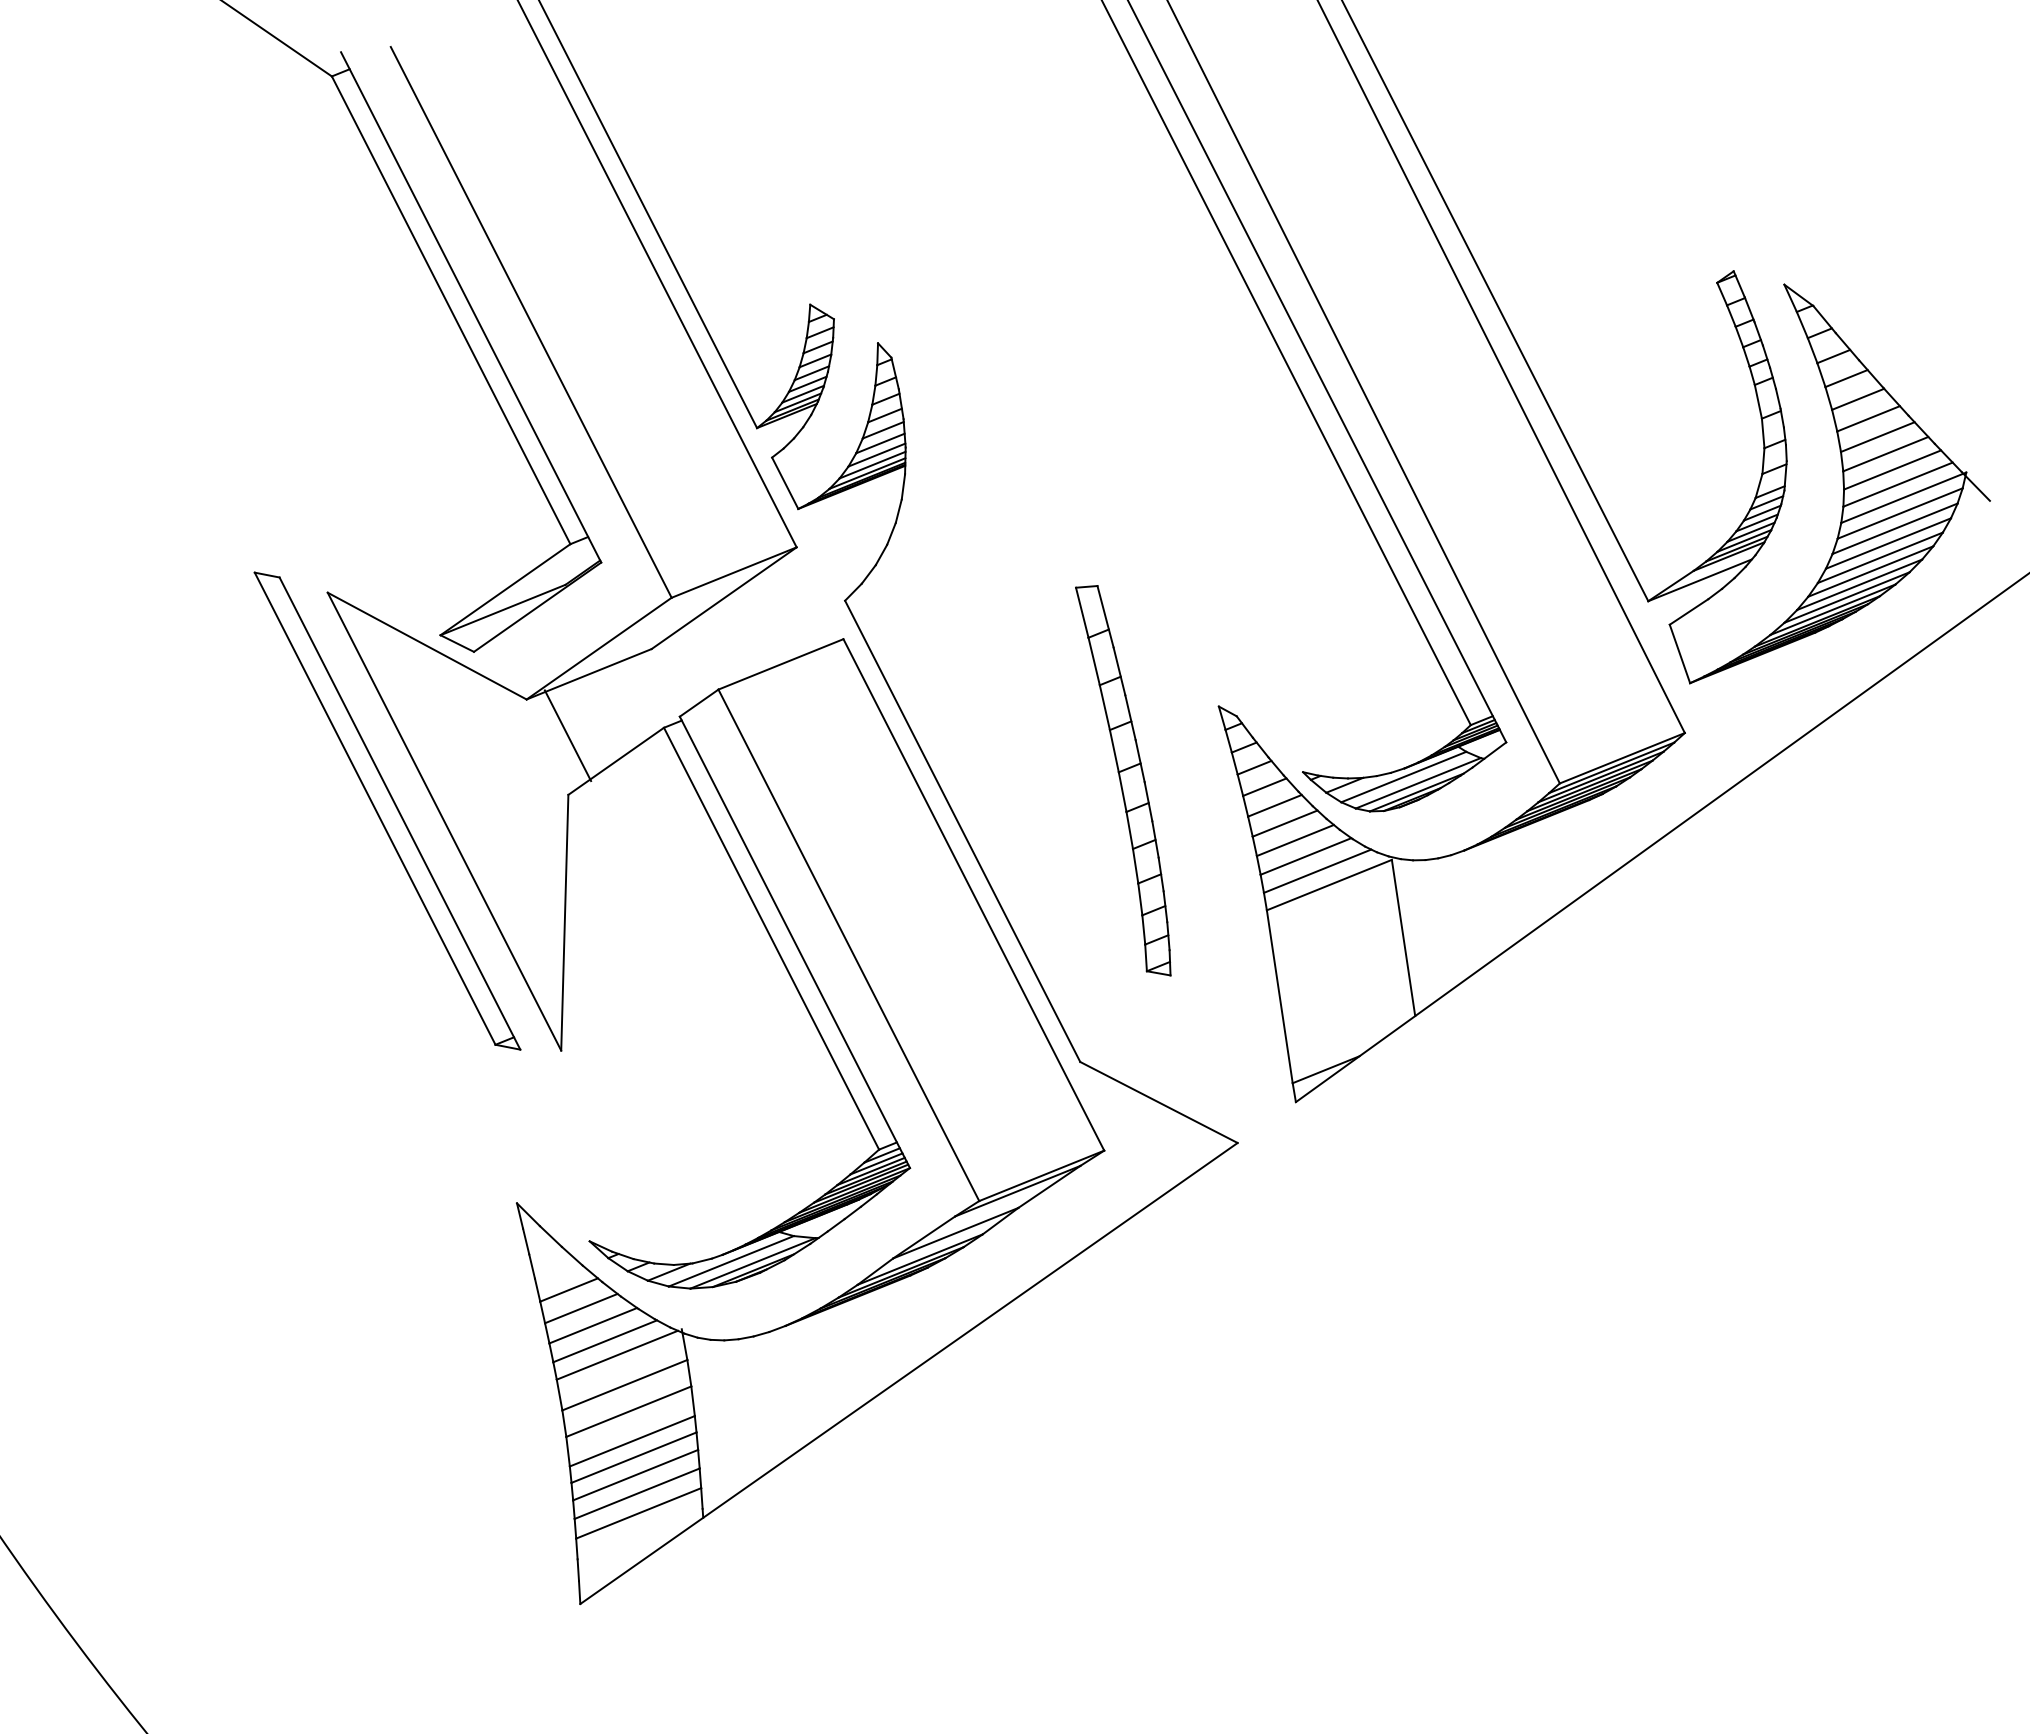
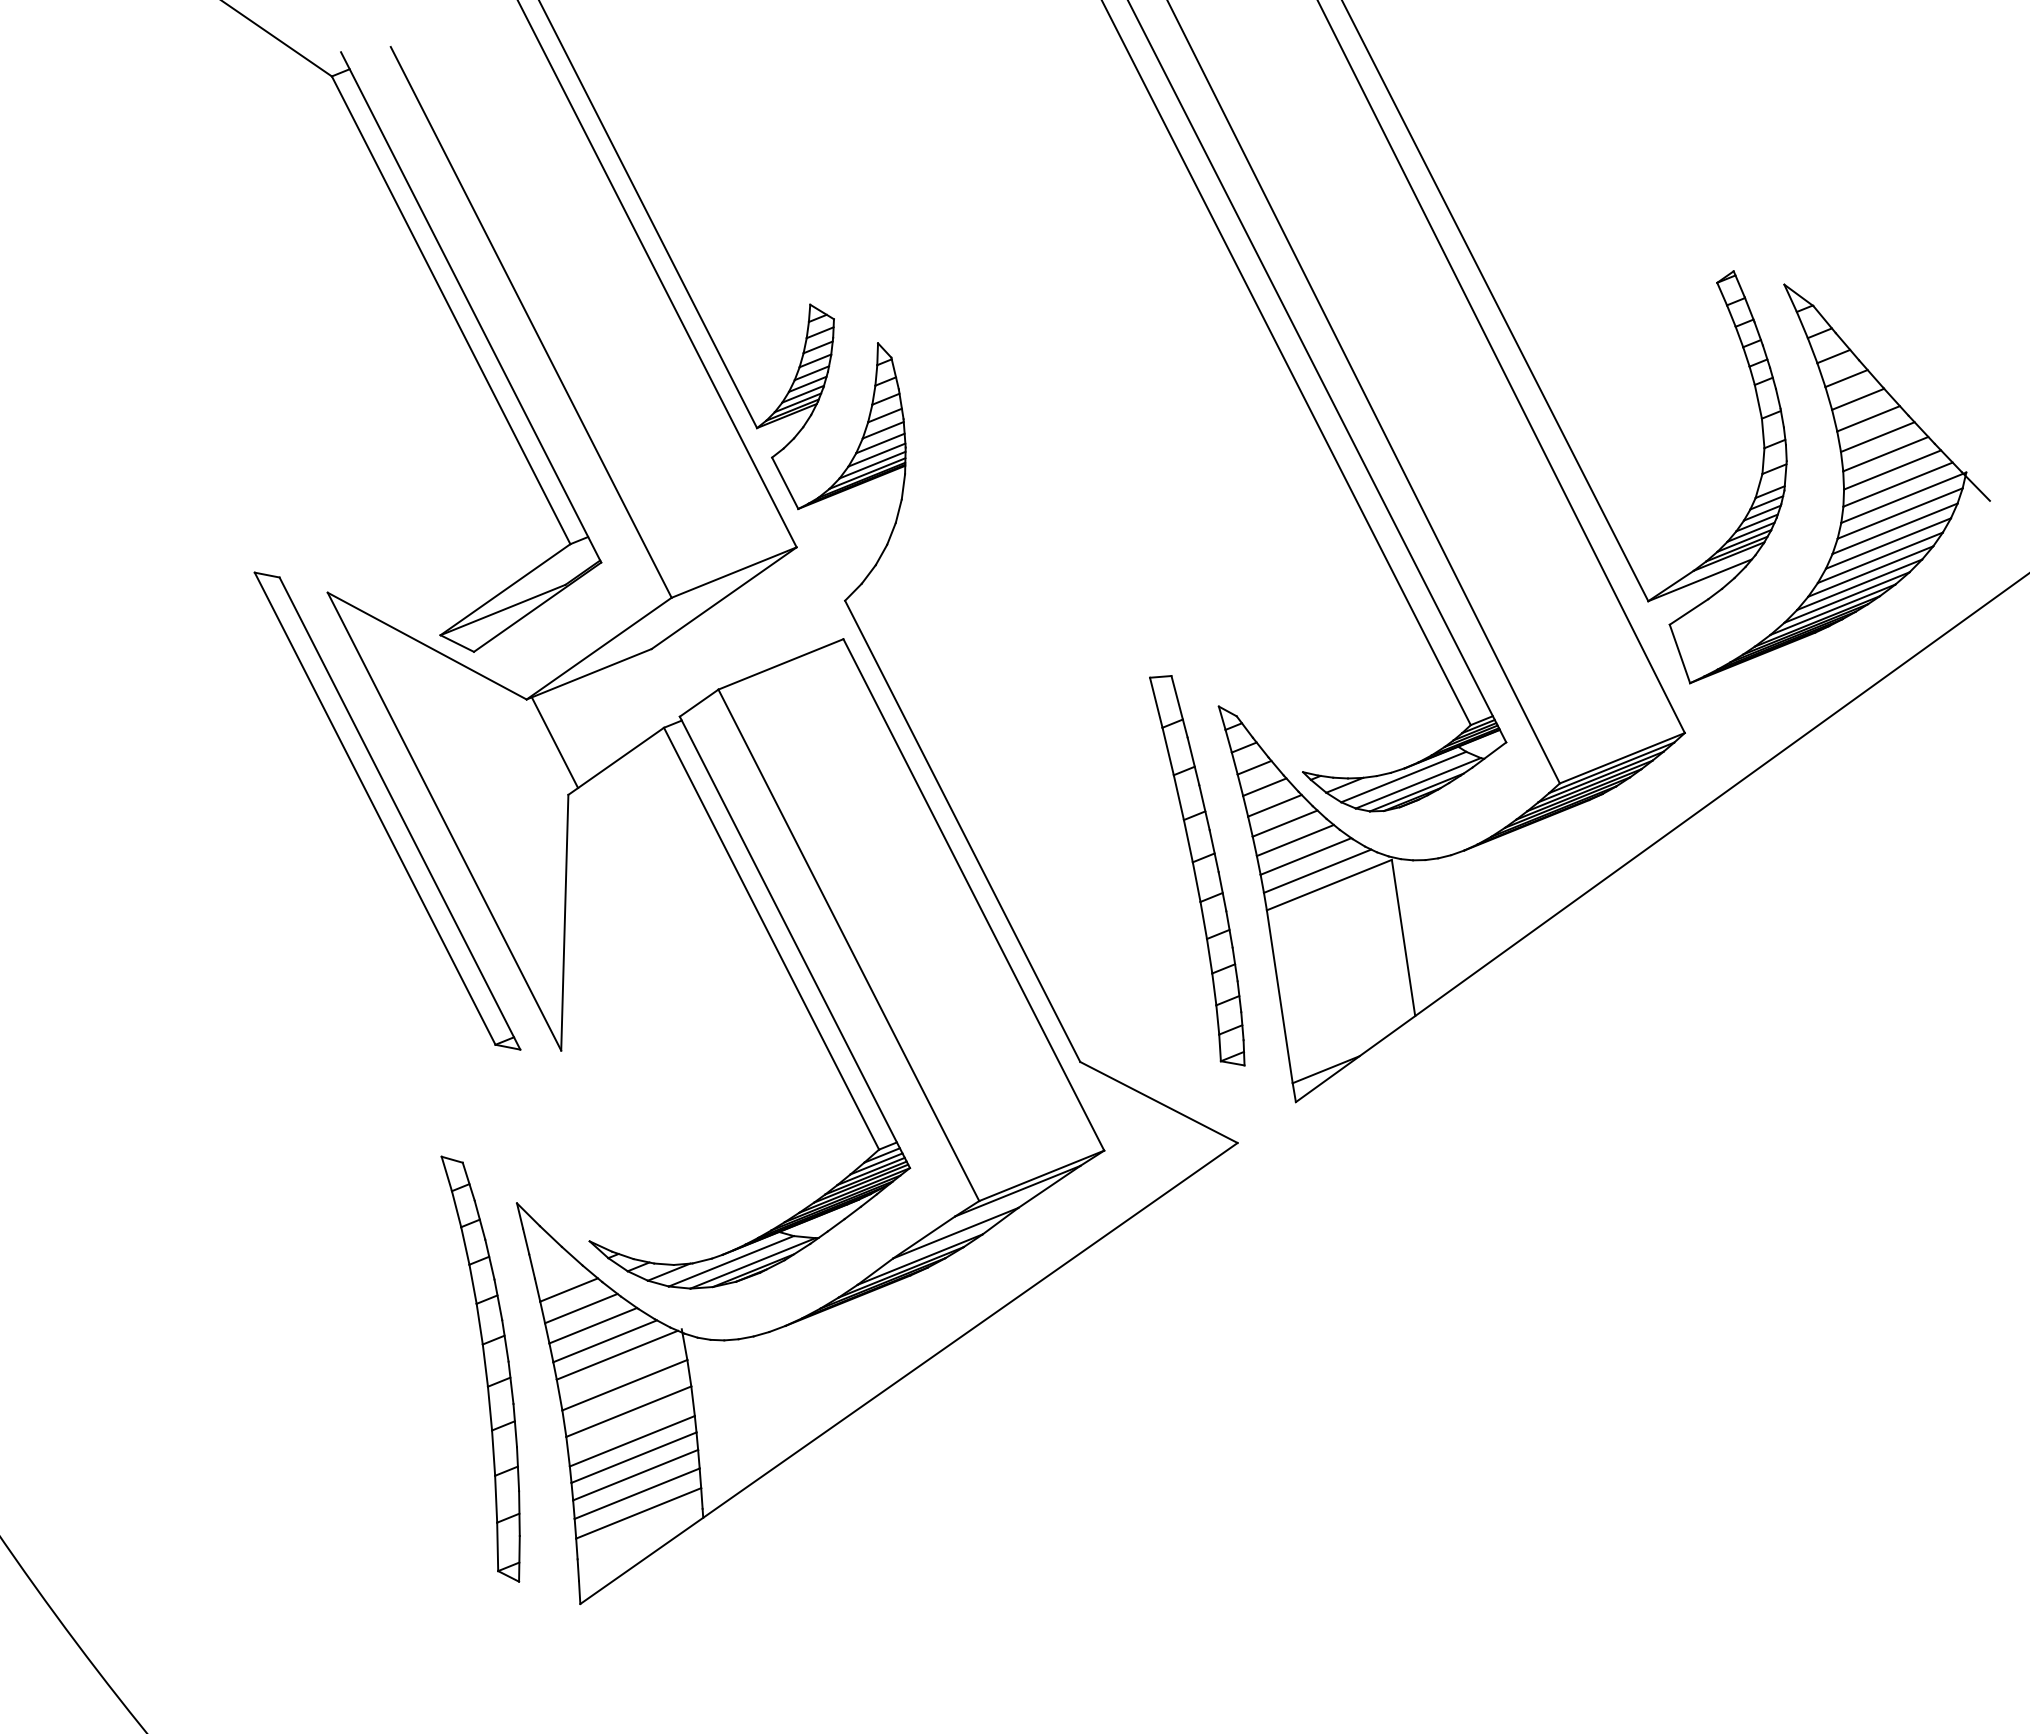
line position: (567, 735) -> (554, 742) (554, 742)
part position: (1123, 780) -> (1197, 870) (1197, 870)
part: none -> present (480, 1368)
